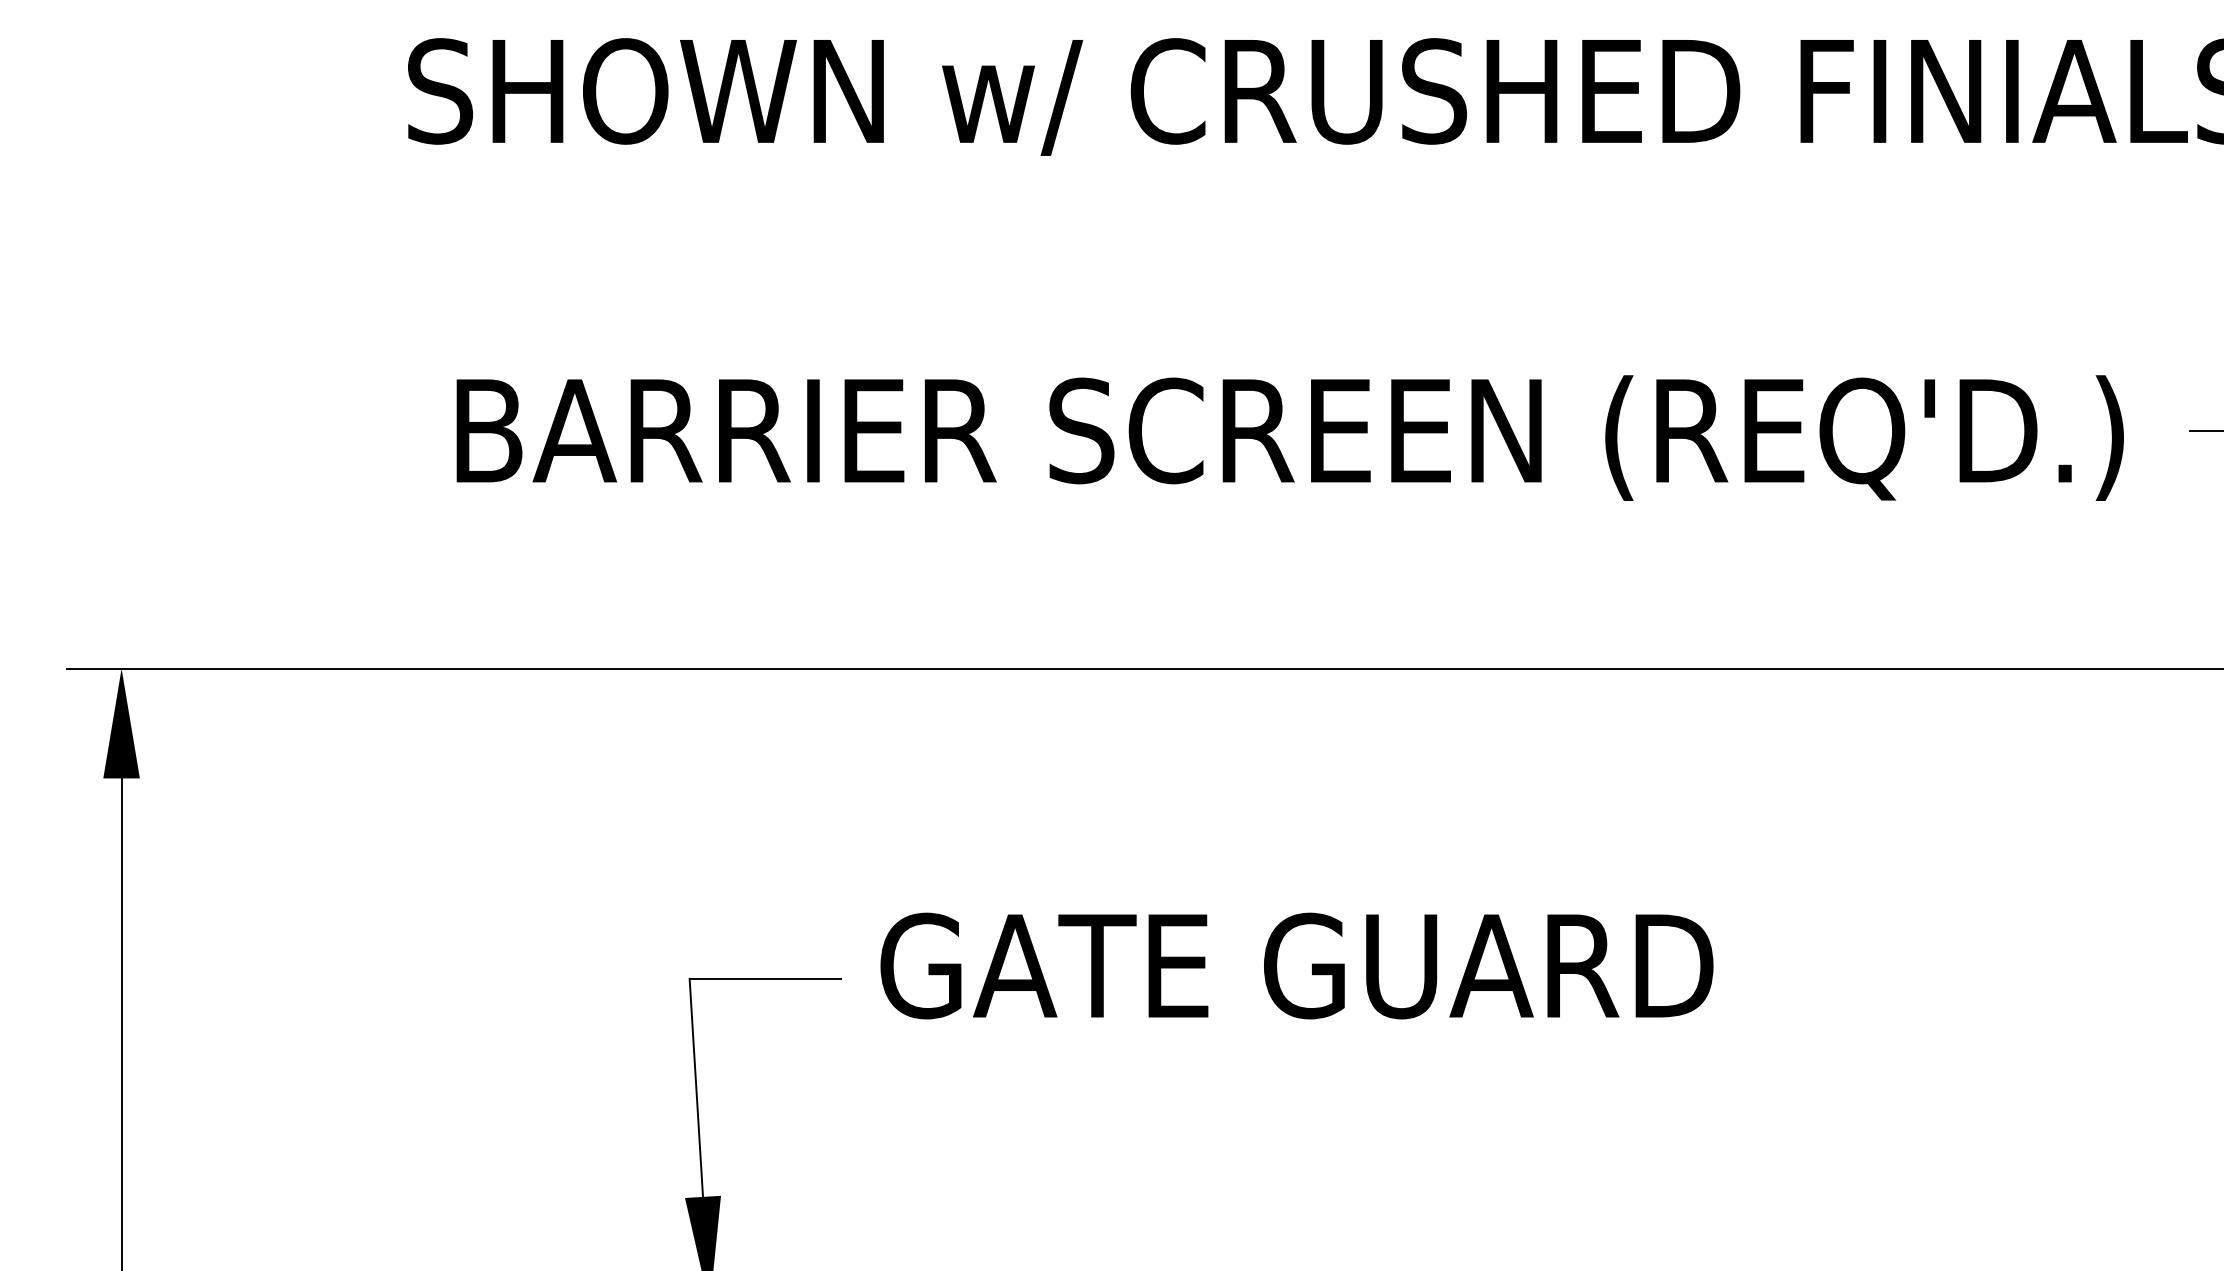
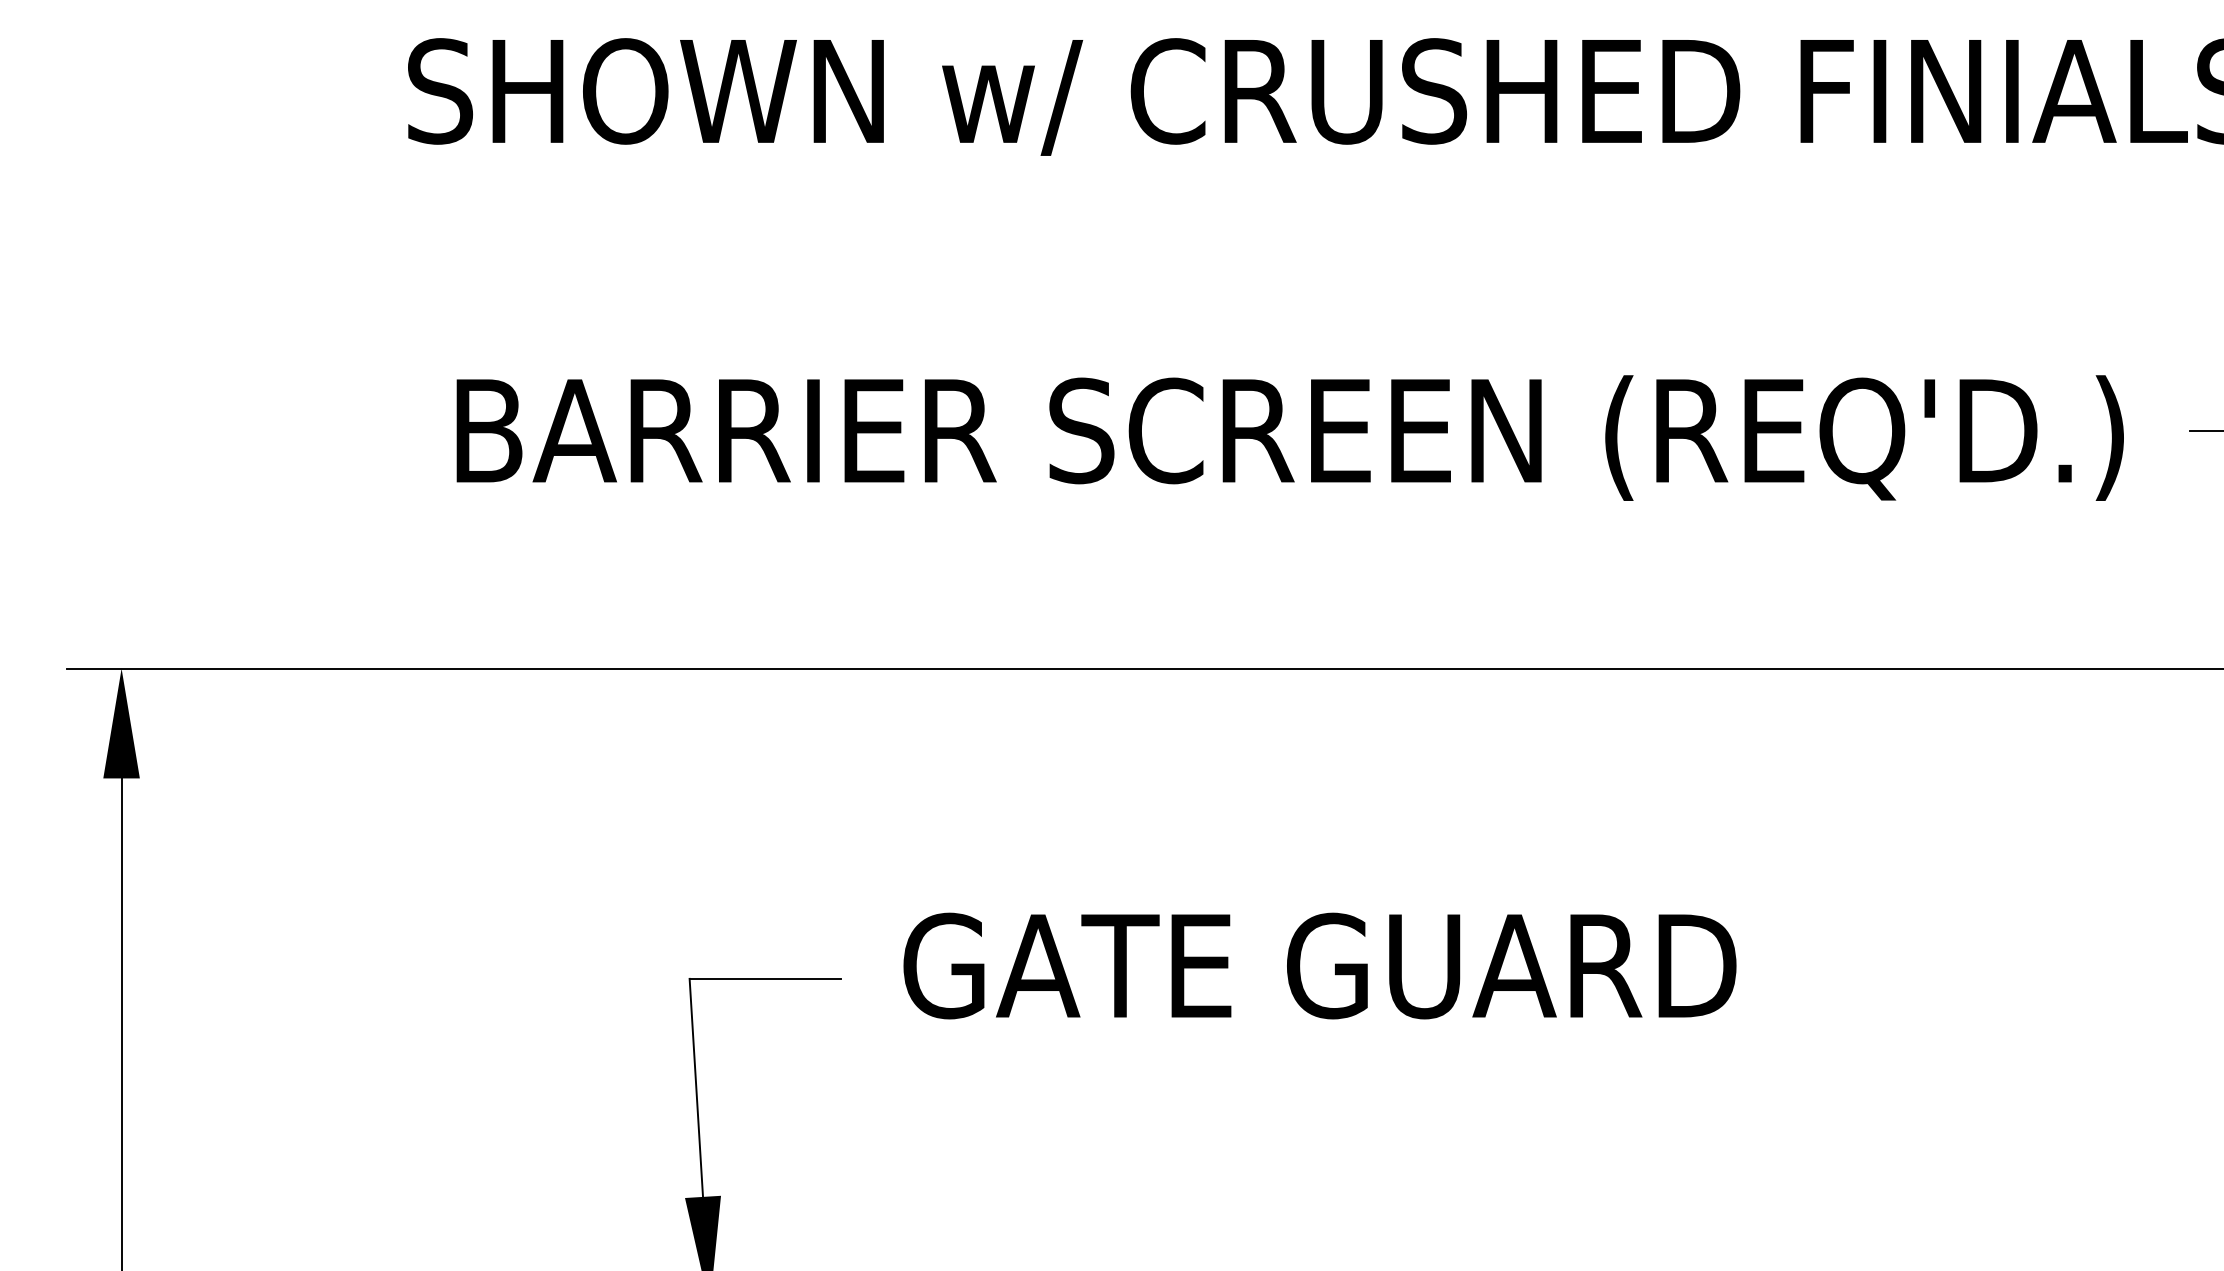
text position: (1296, 965) -> (1319, 965) (1319, 965)
